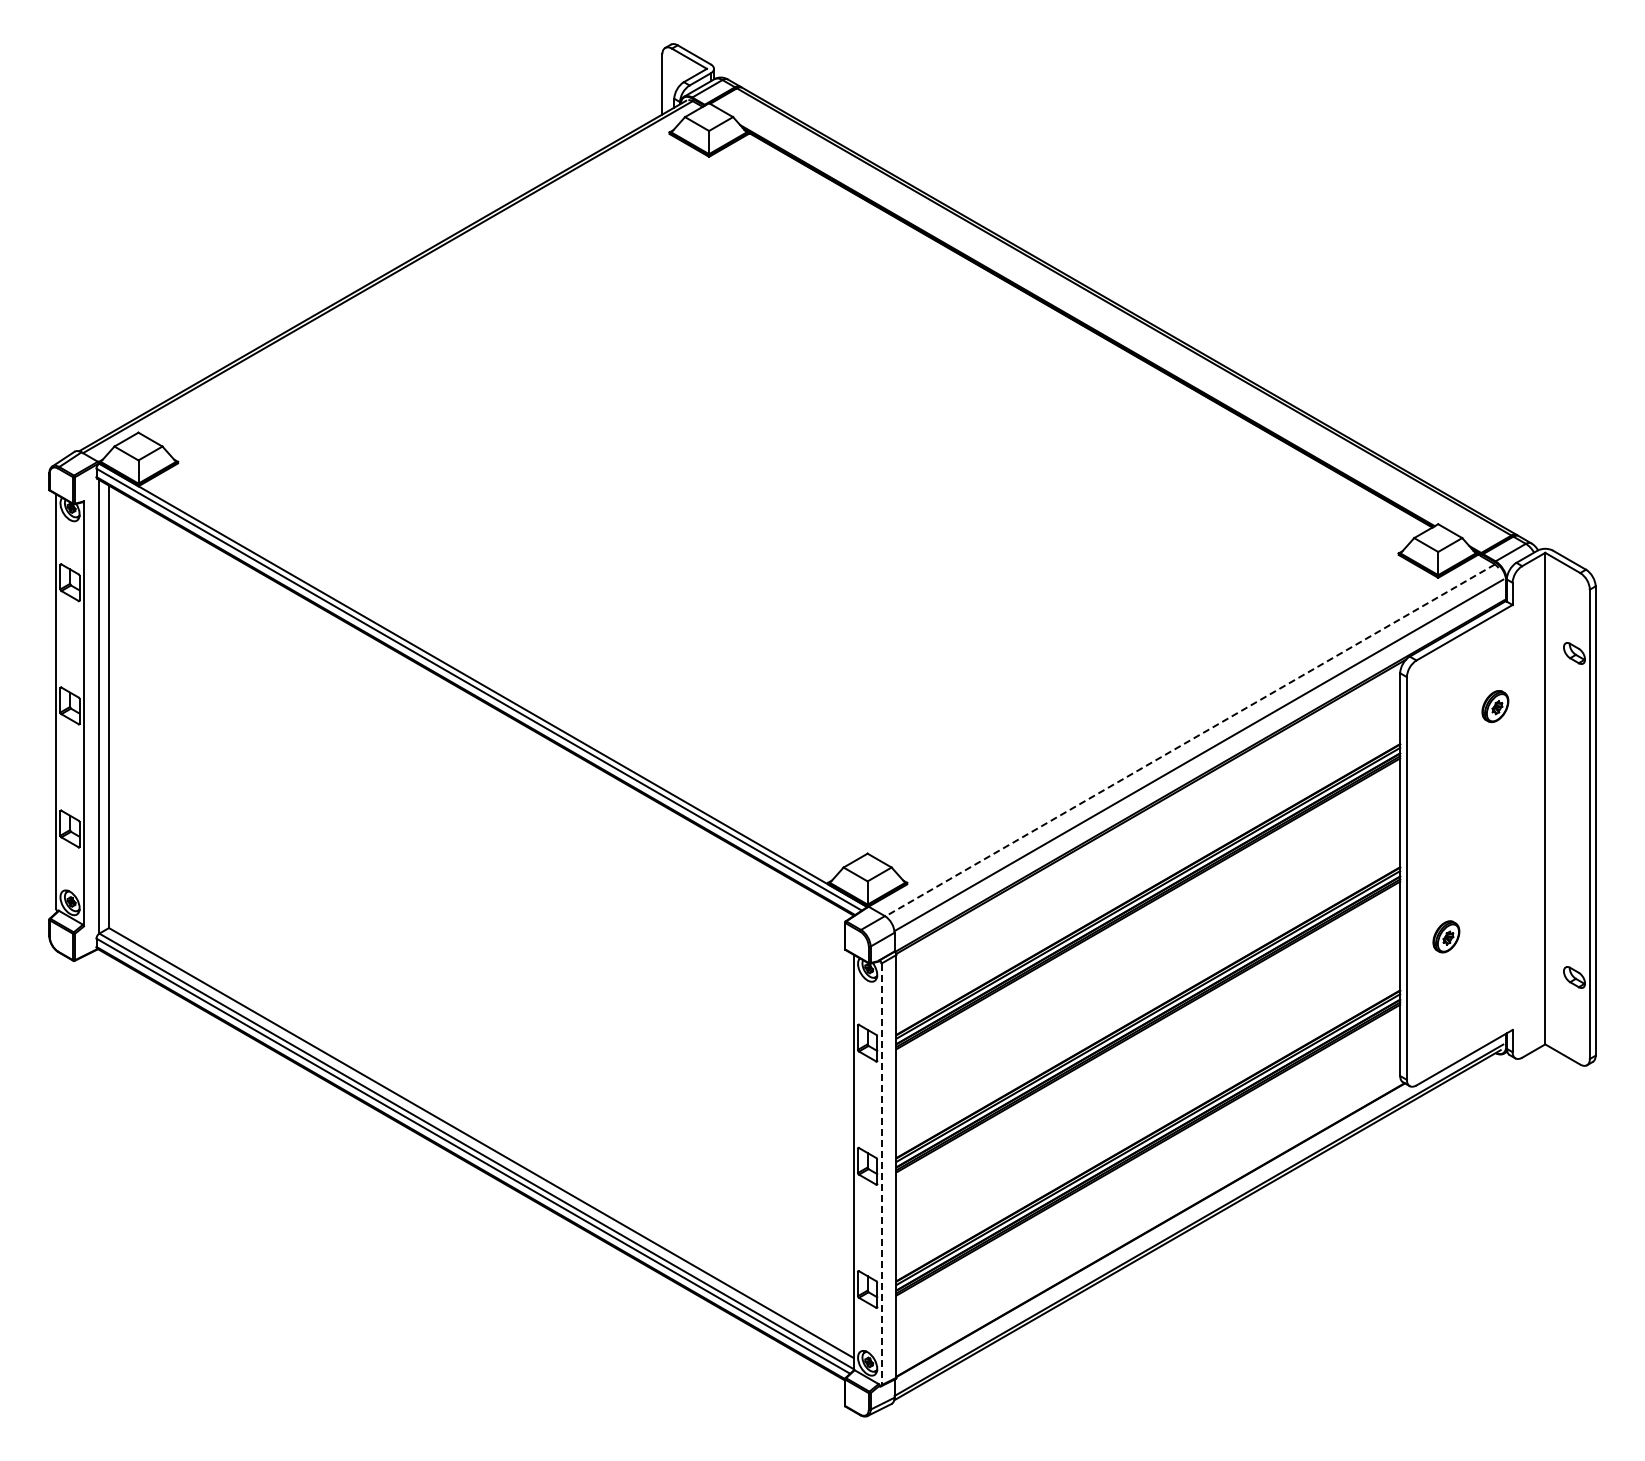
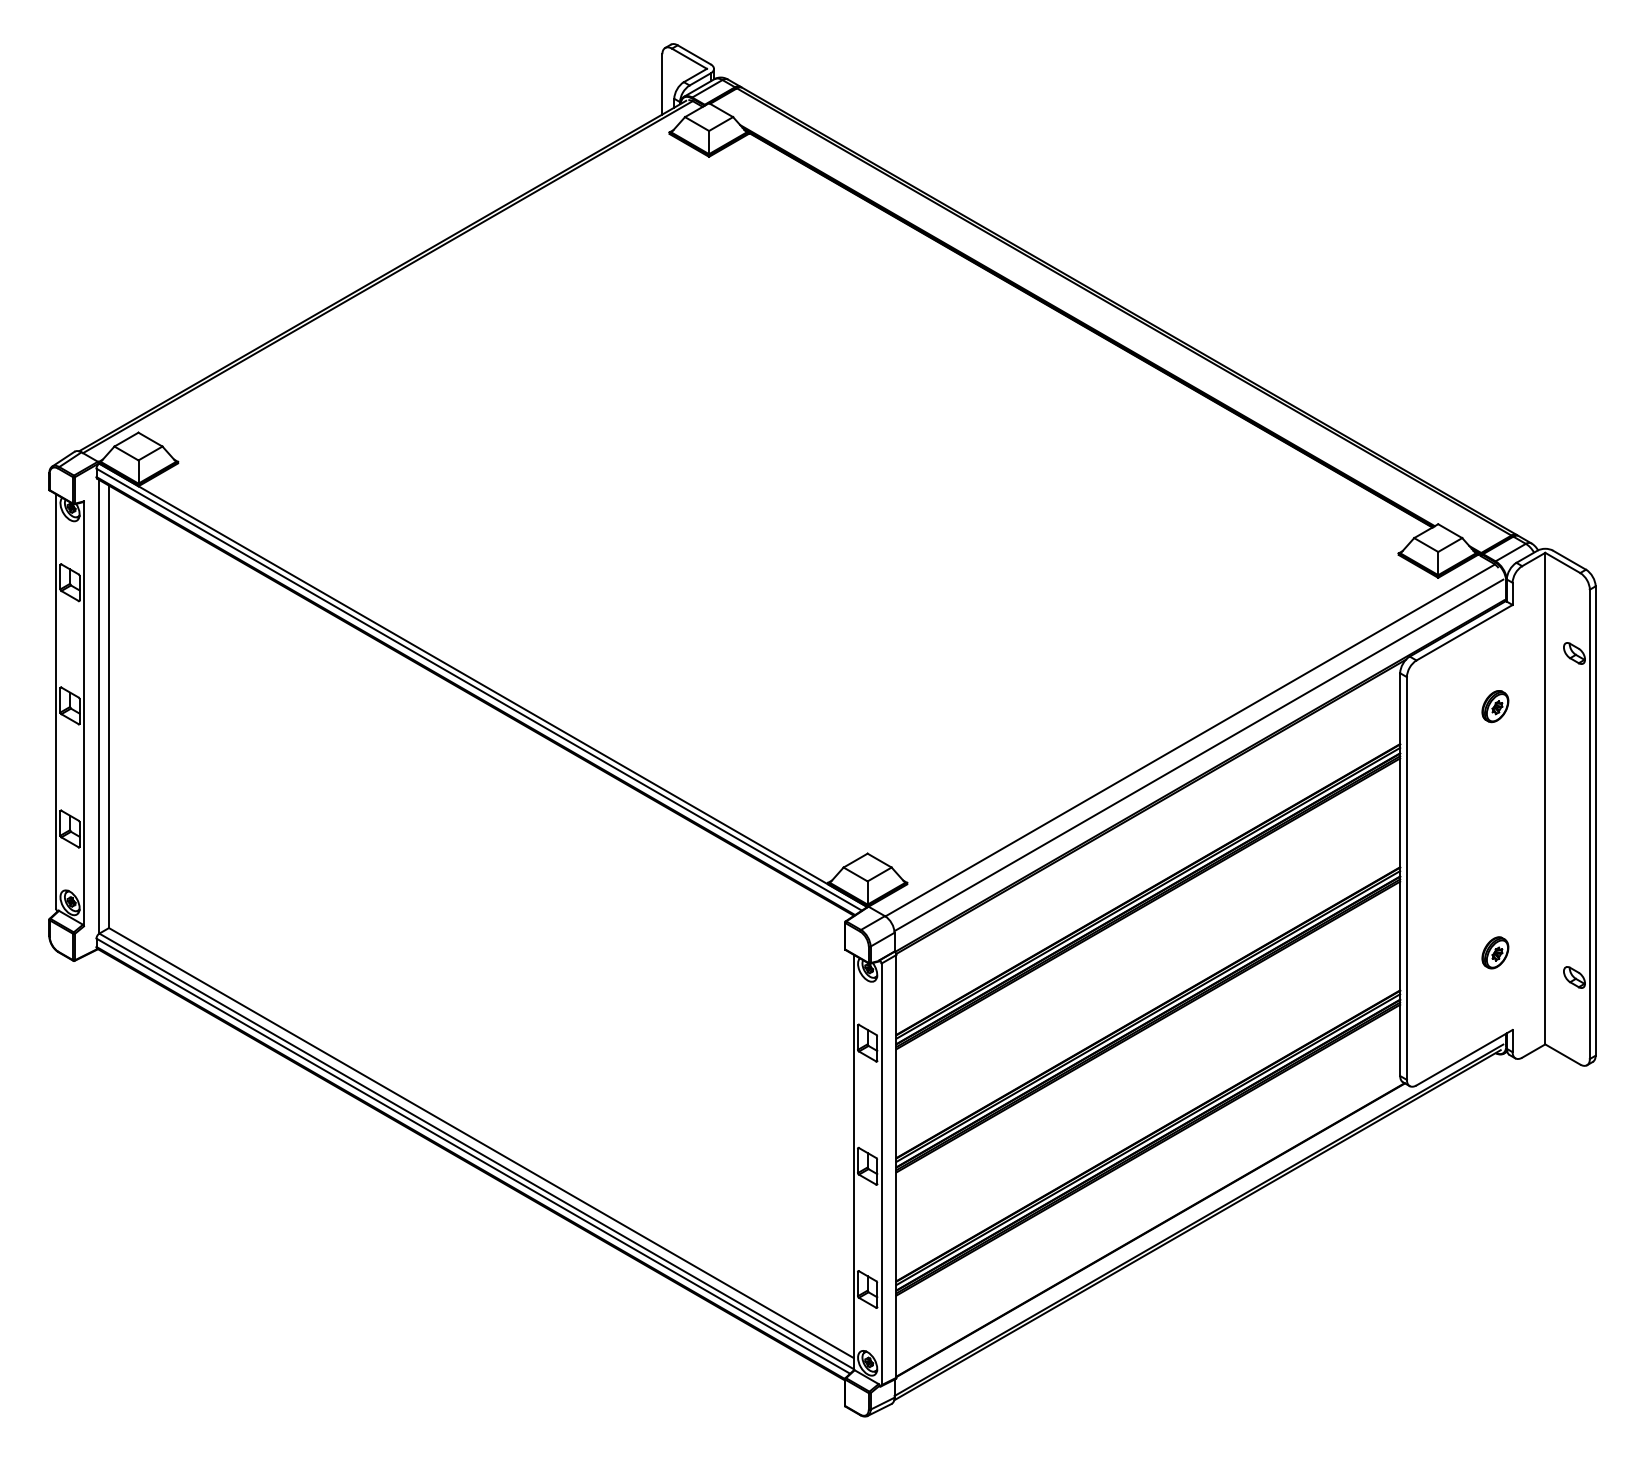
line: dashed -> solid (1190, 740)
part position: (1446, 936) -> (1495, 952) (1495, 952)
line: dashed -> solid (881, 1174)
